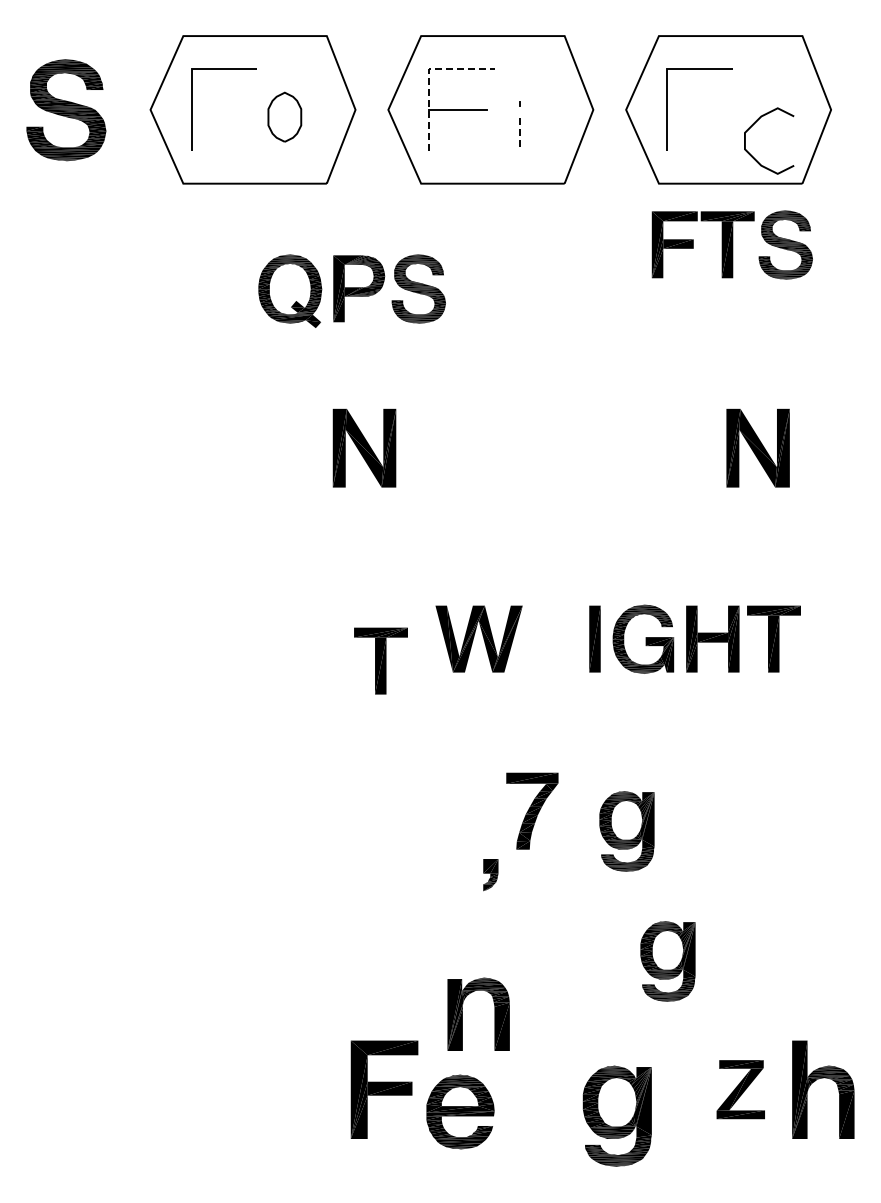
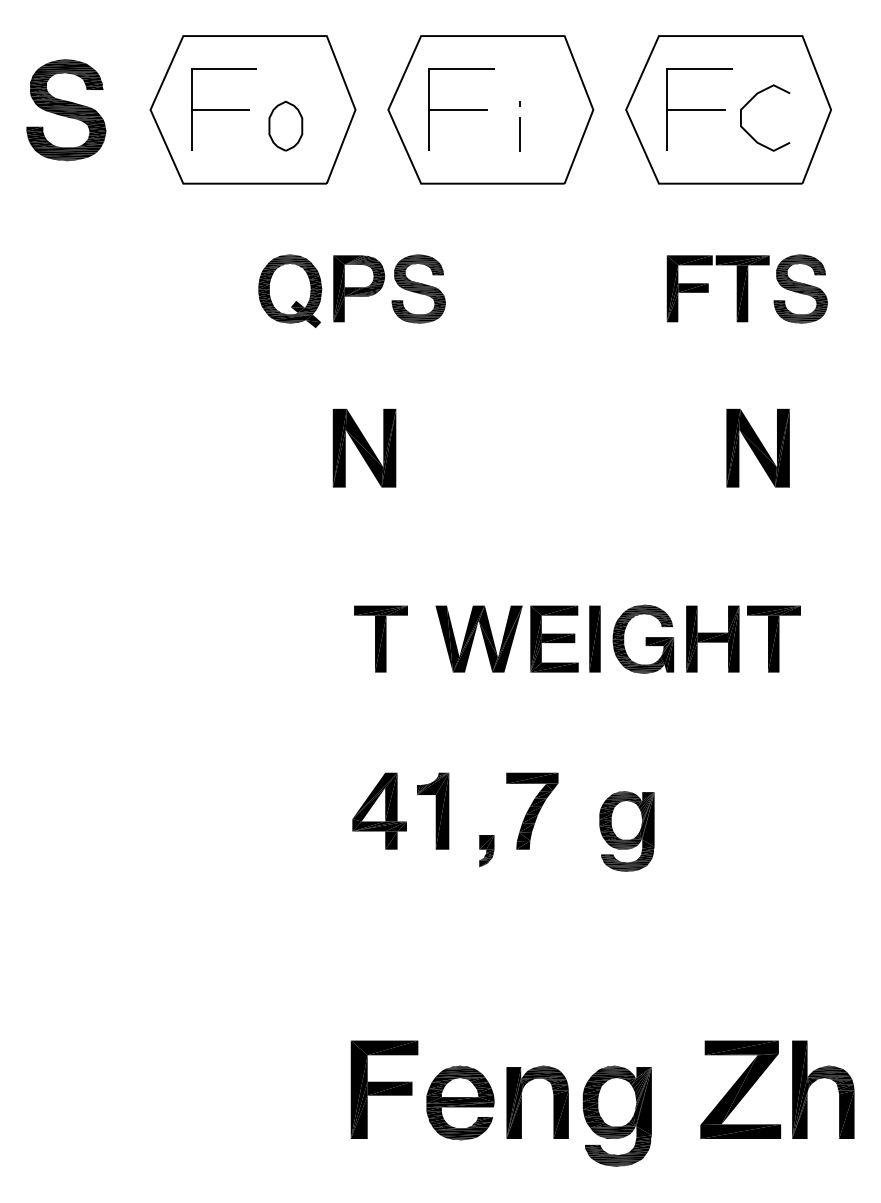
line: dashed -> solid (429, 75)
line: none -> present (219, 109)
line: none -> present (695, 109)
part position: (284, 116) -> (285, 125) (285, 125)
curve position: (754, 124) -> (750, 101) (750, 101)
line: dashed -> solid (519, 134)
part position: (731, 244) -> (746, 288) (746, 288)
part: none -> present (554, 638)
part position: (380, 660) -> (380, 638) (380, 638)
part: none -> present (379, 810)
part: none -> present (433, 810)
part position: (490, 875) -> (486, 851) (486, 851)
part: present -> none (667, 961)
part position: (462, 1013) -> (521, 1101) (521, 1101)
part size: 49x60 px -> 82x99 px (740, 1089)
part position: (460, 1111) -> (460, 1102) (460, 1102)
